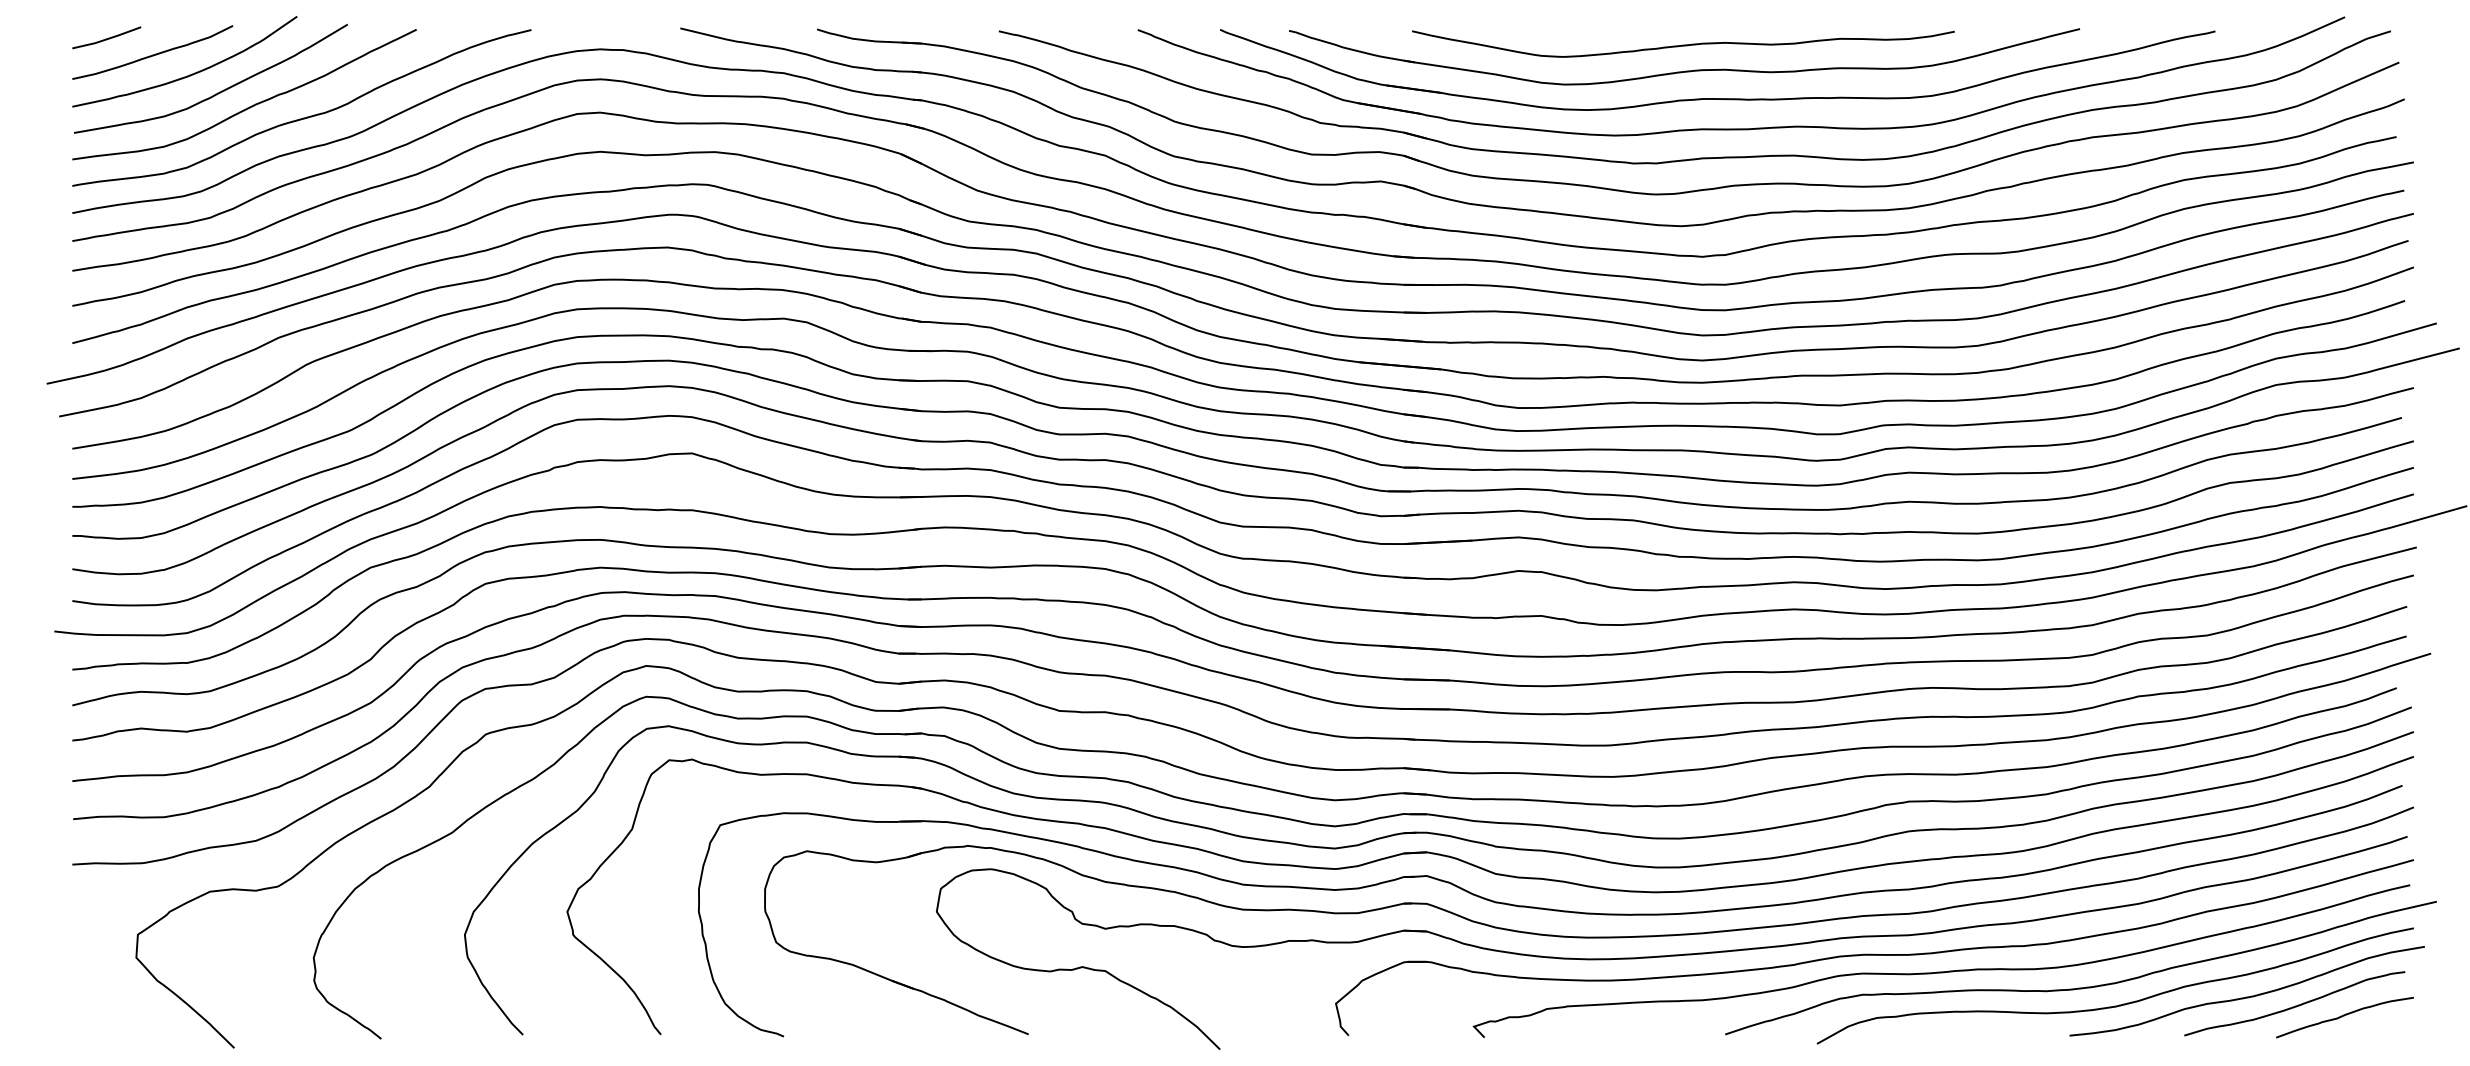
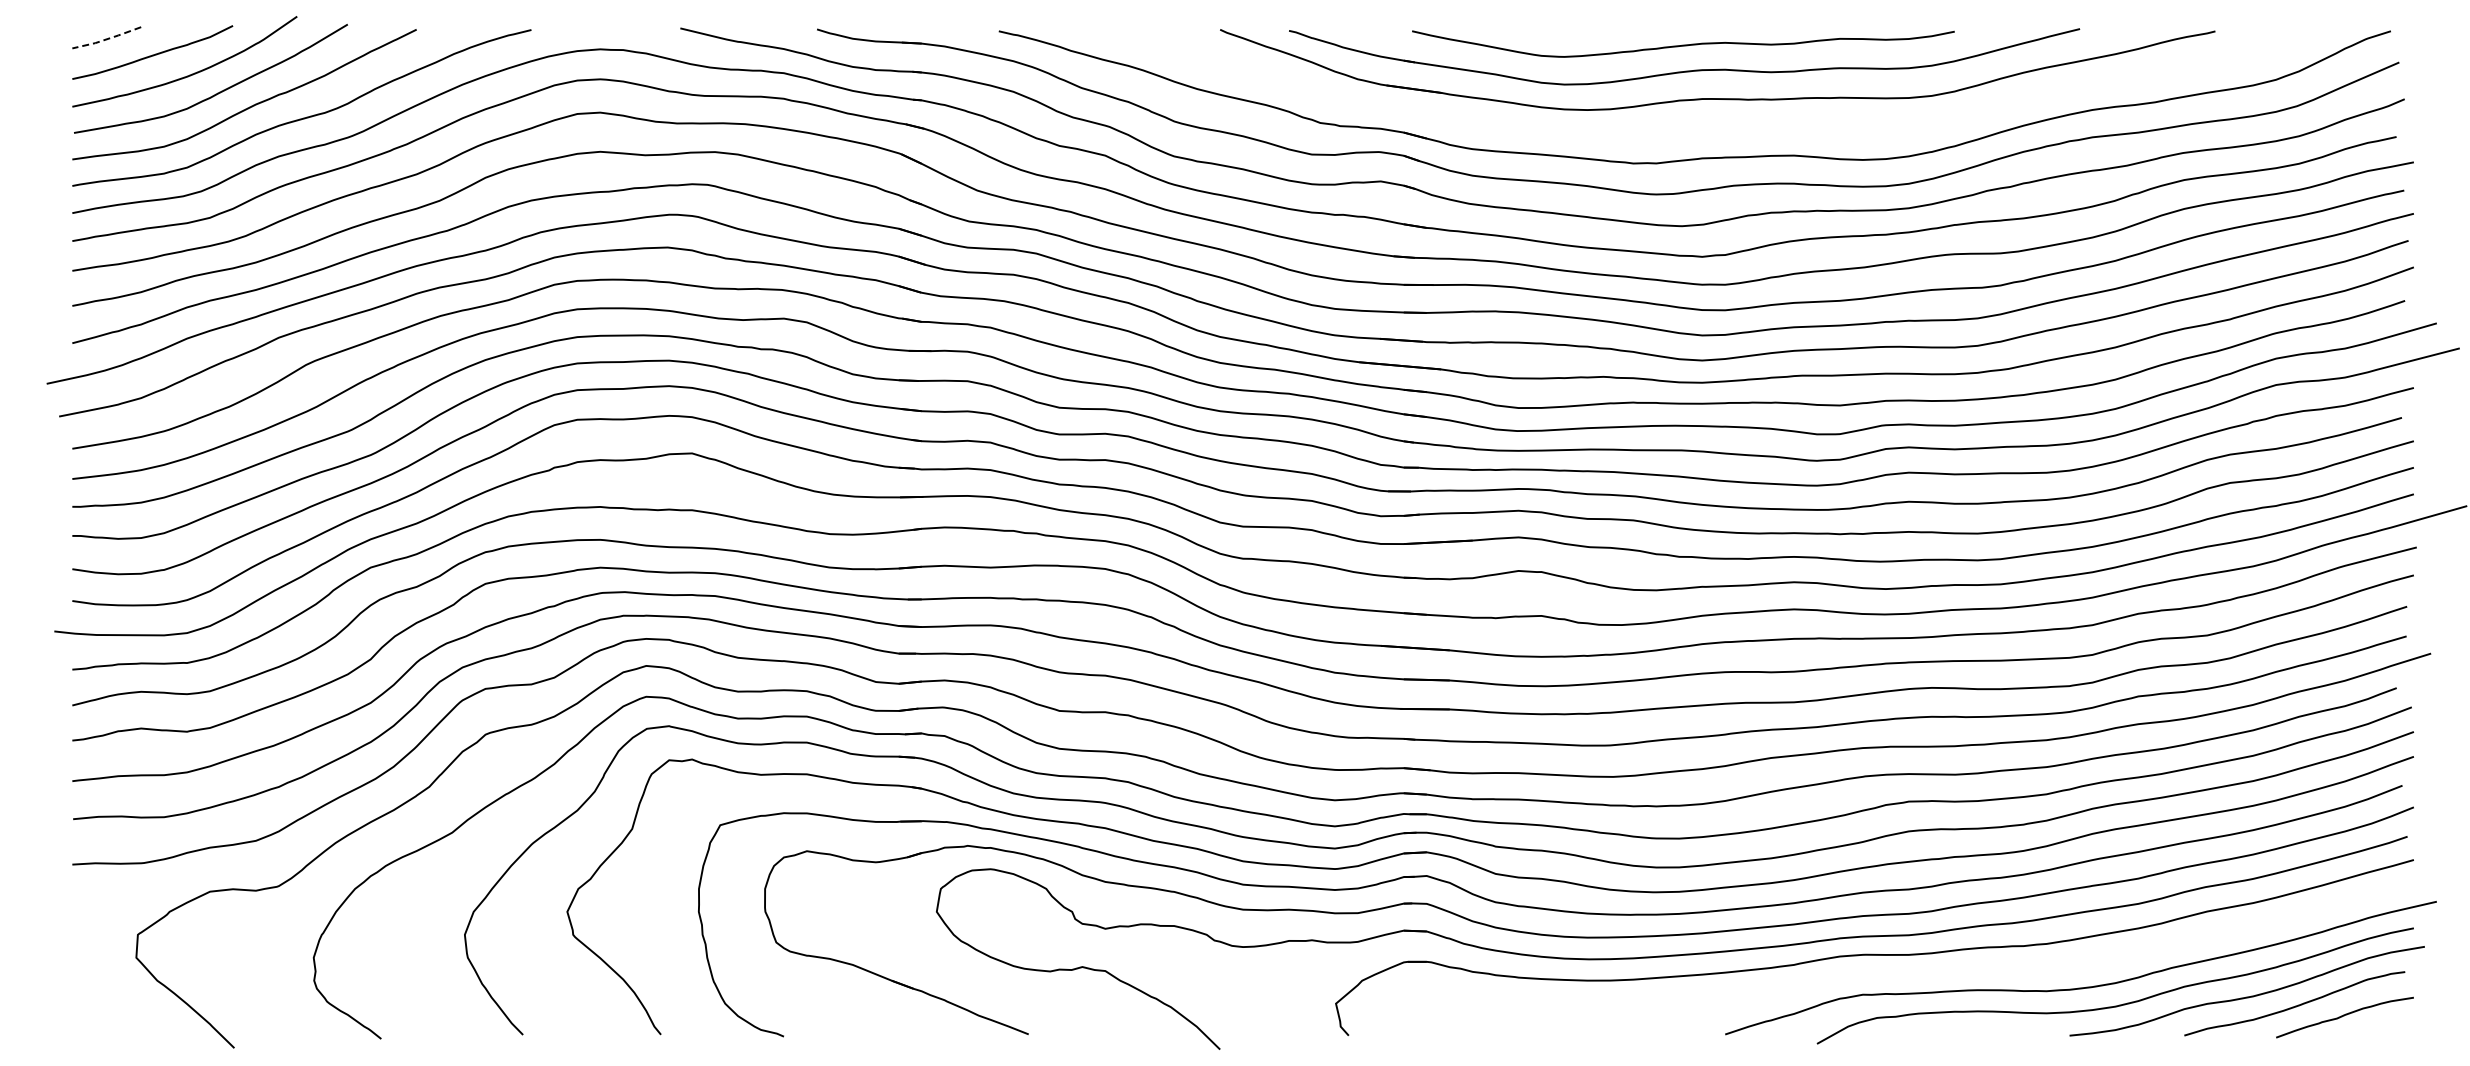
line: solid -> dashed (107, 39)
part: present -> none (1741, 128)
curve: present -> none (1941, 971)
